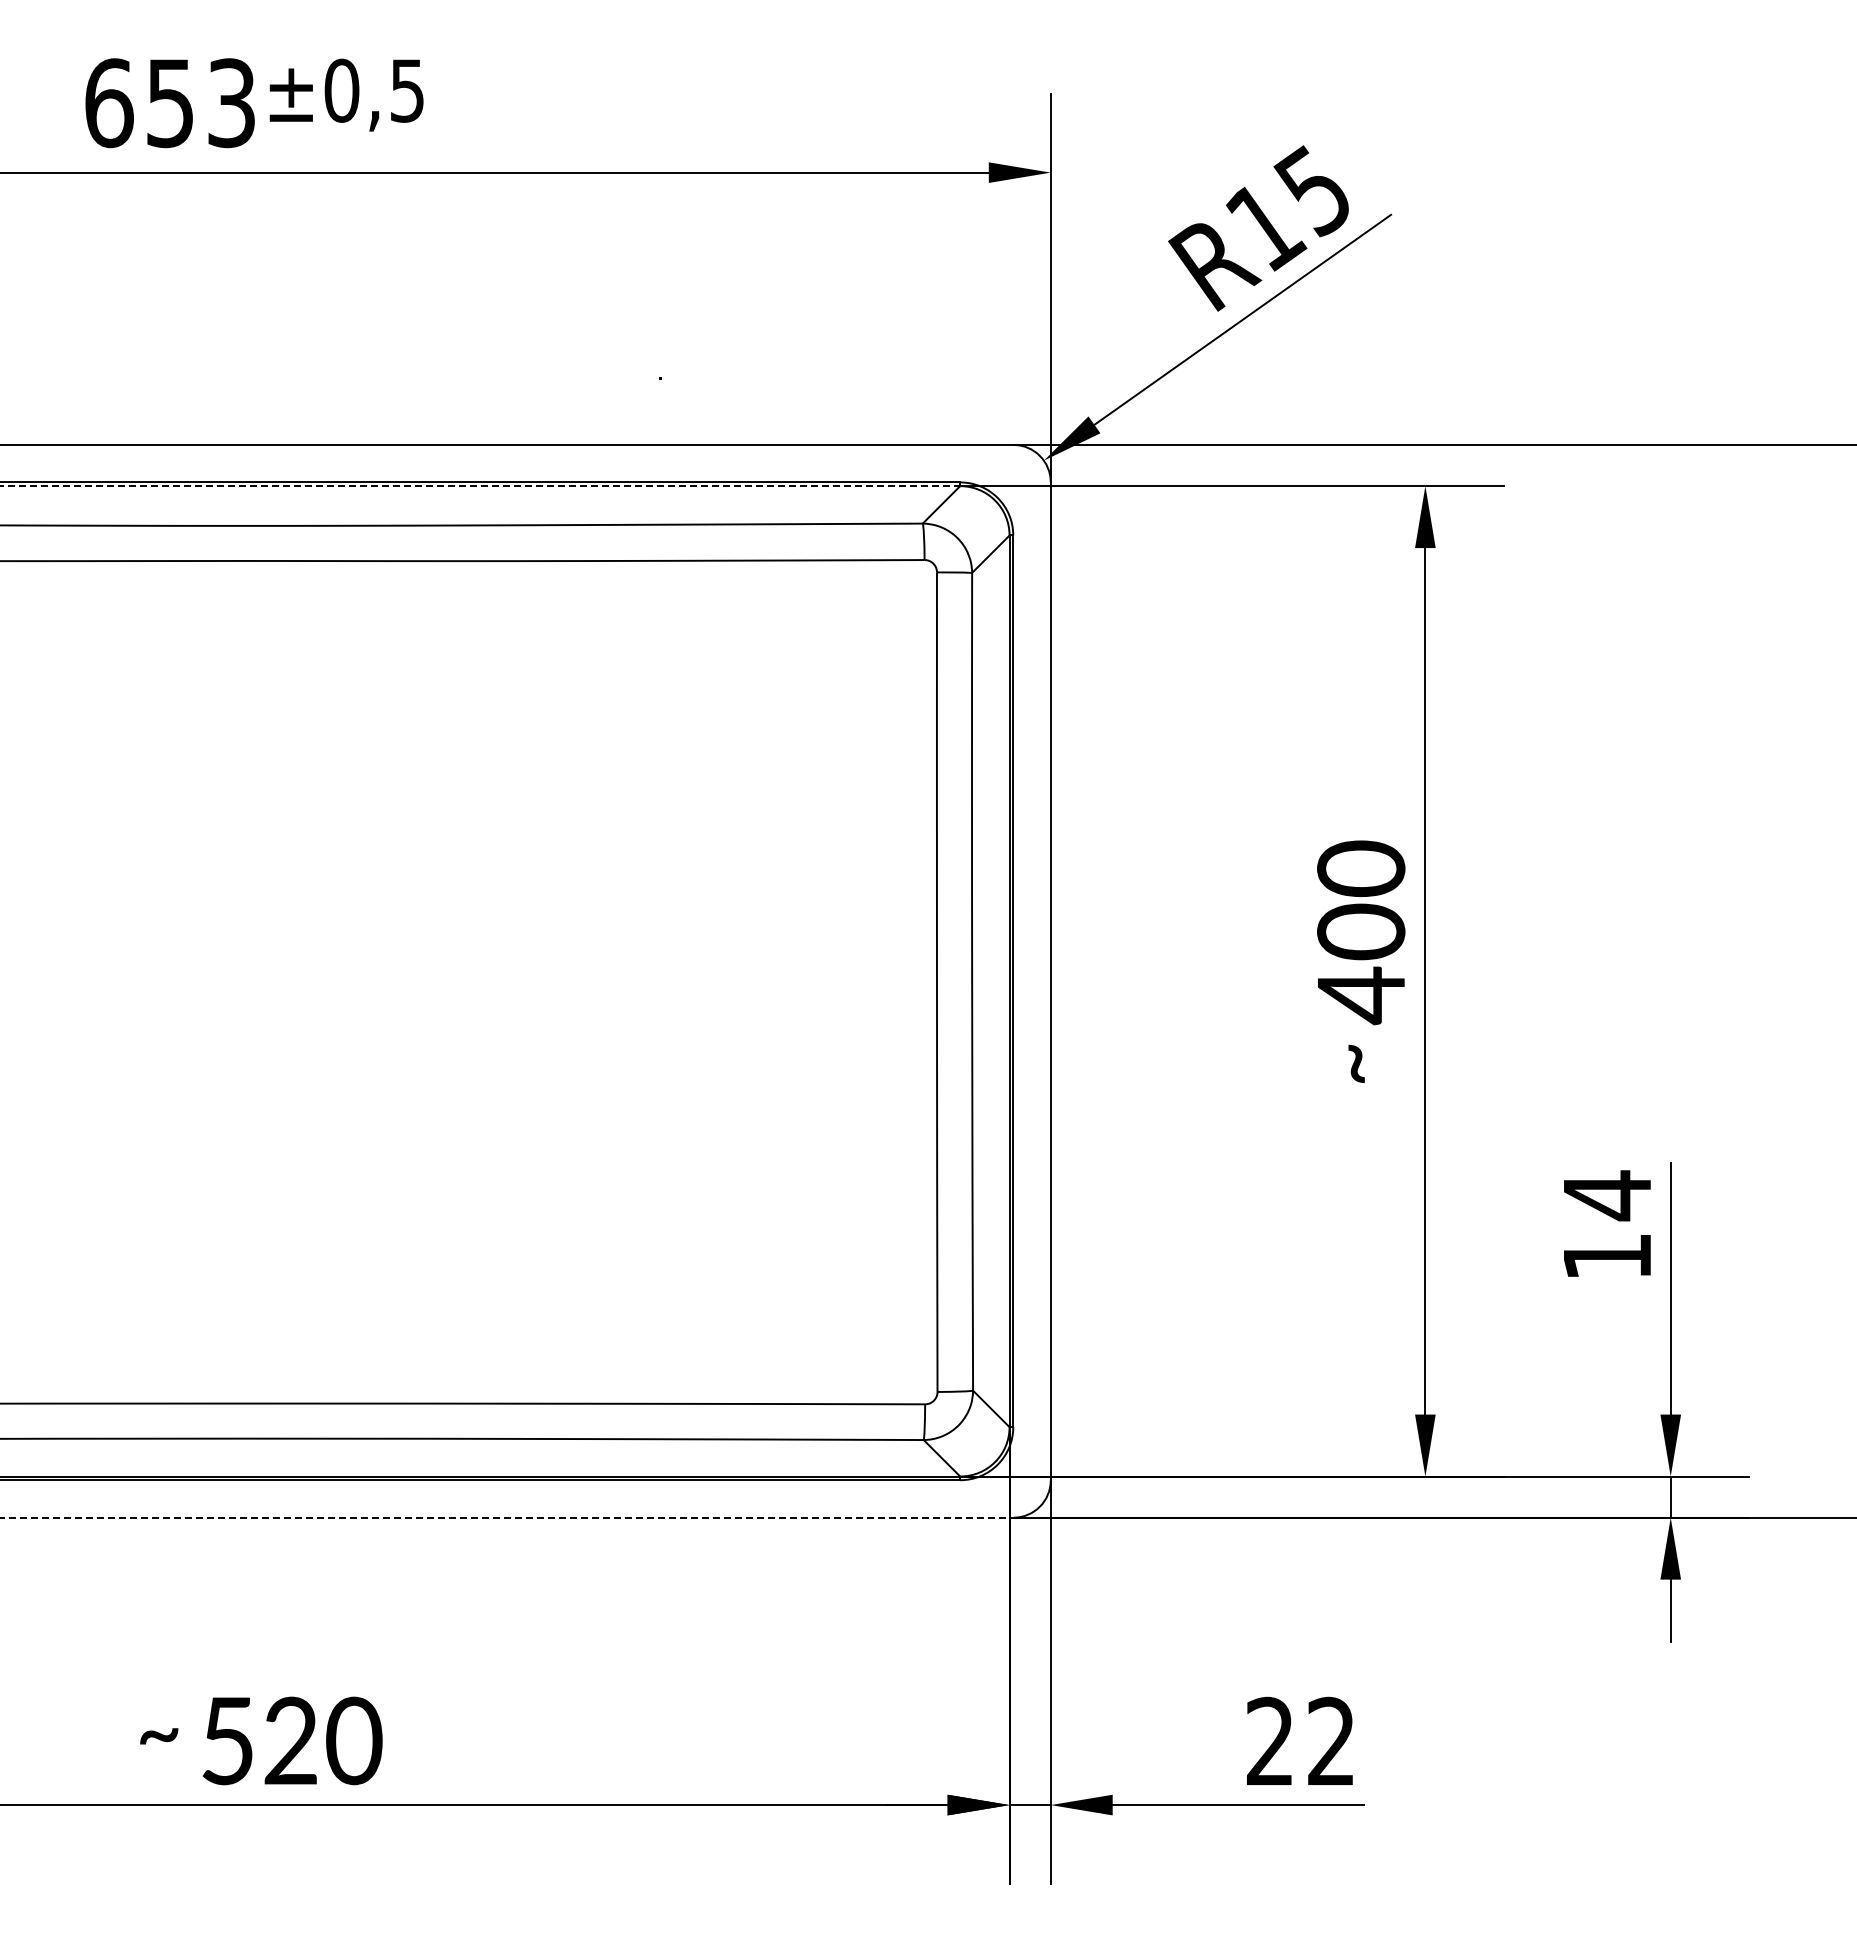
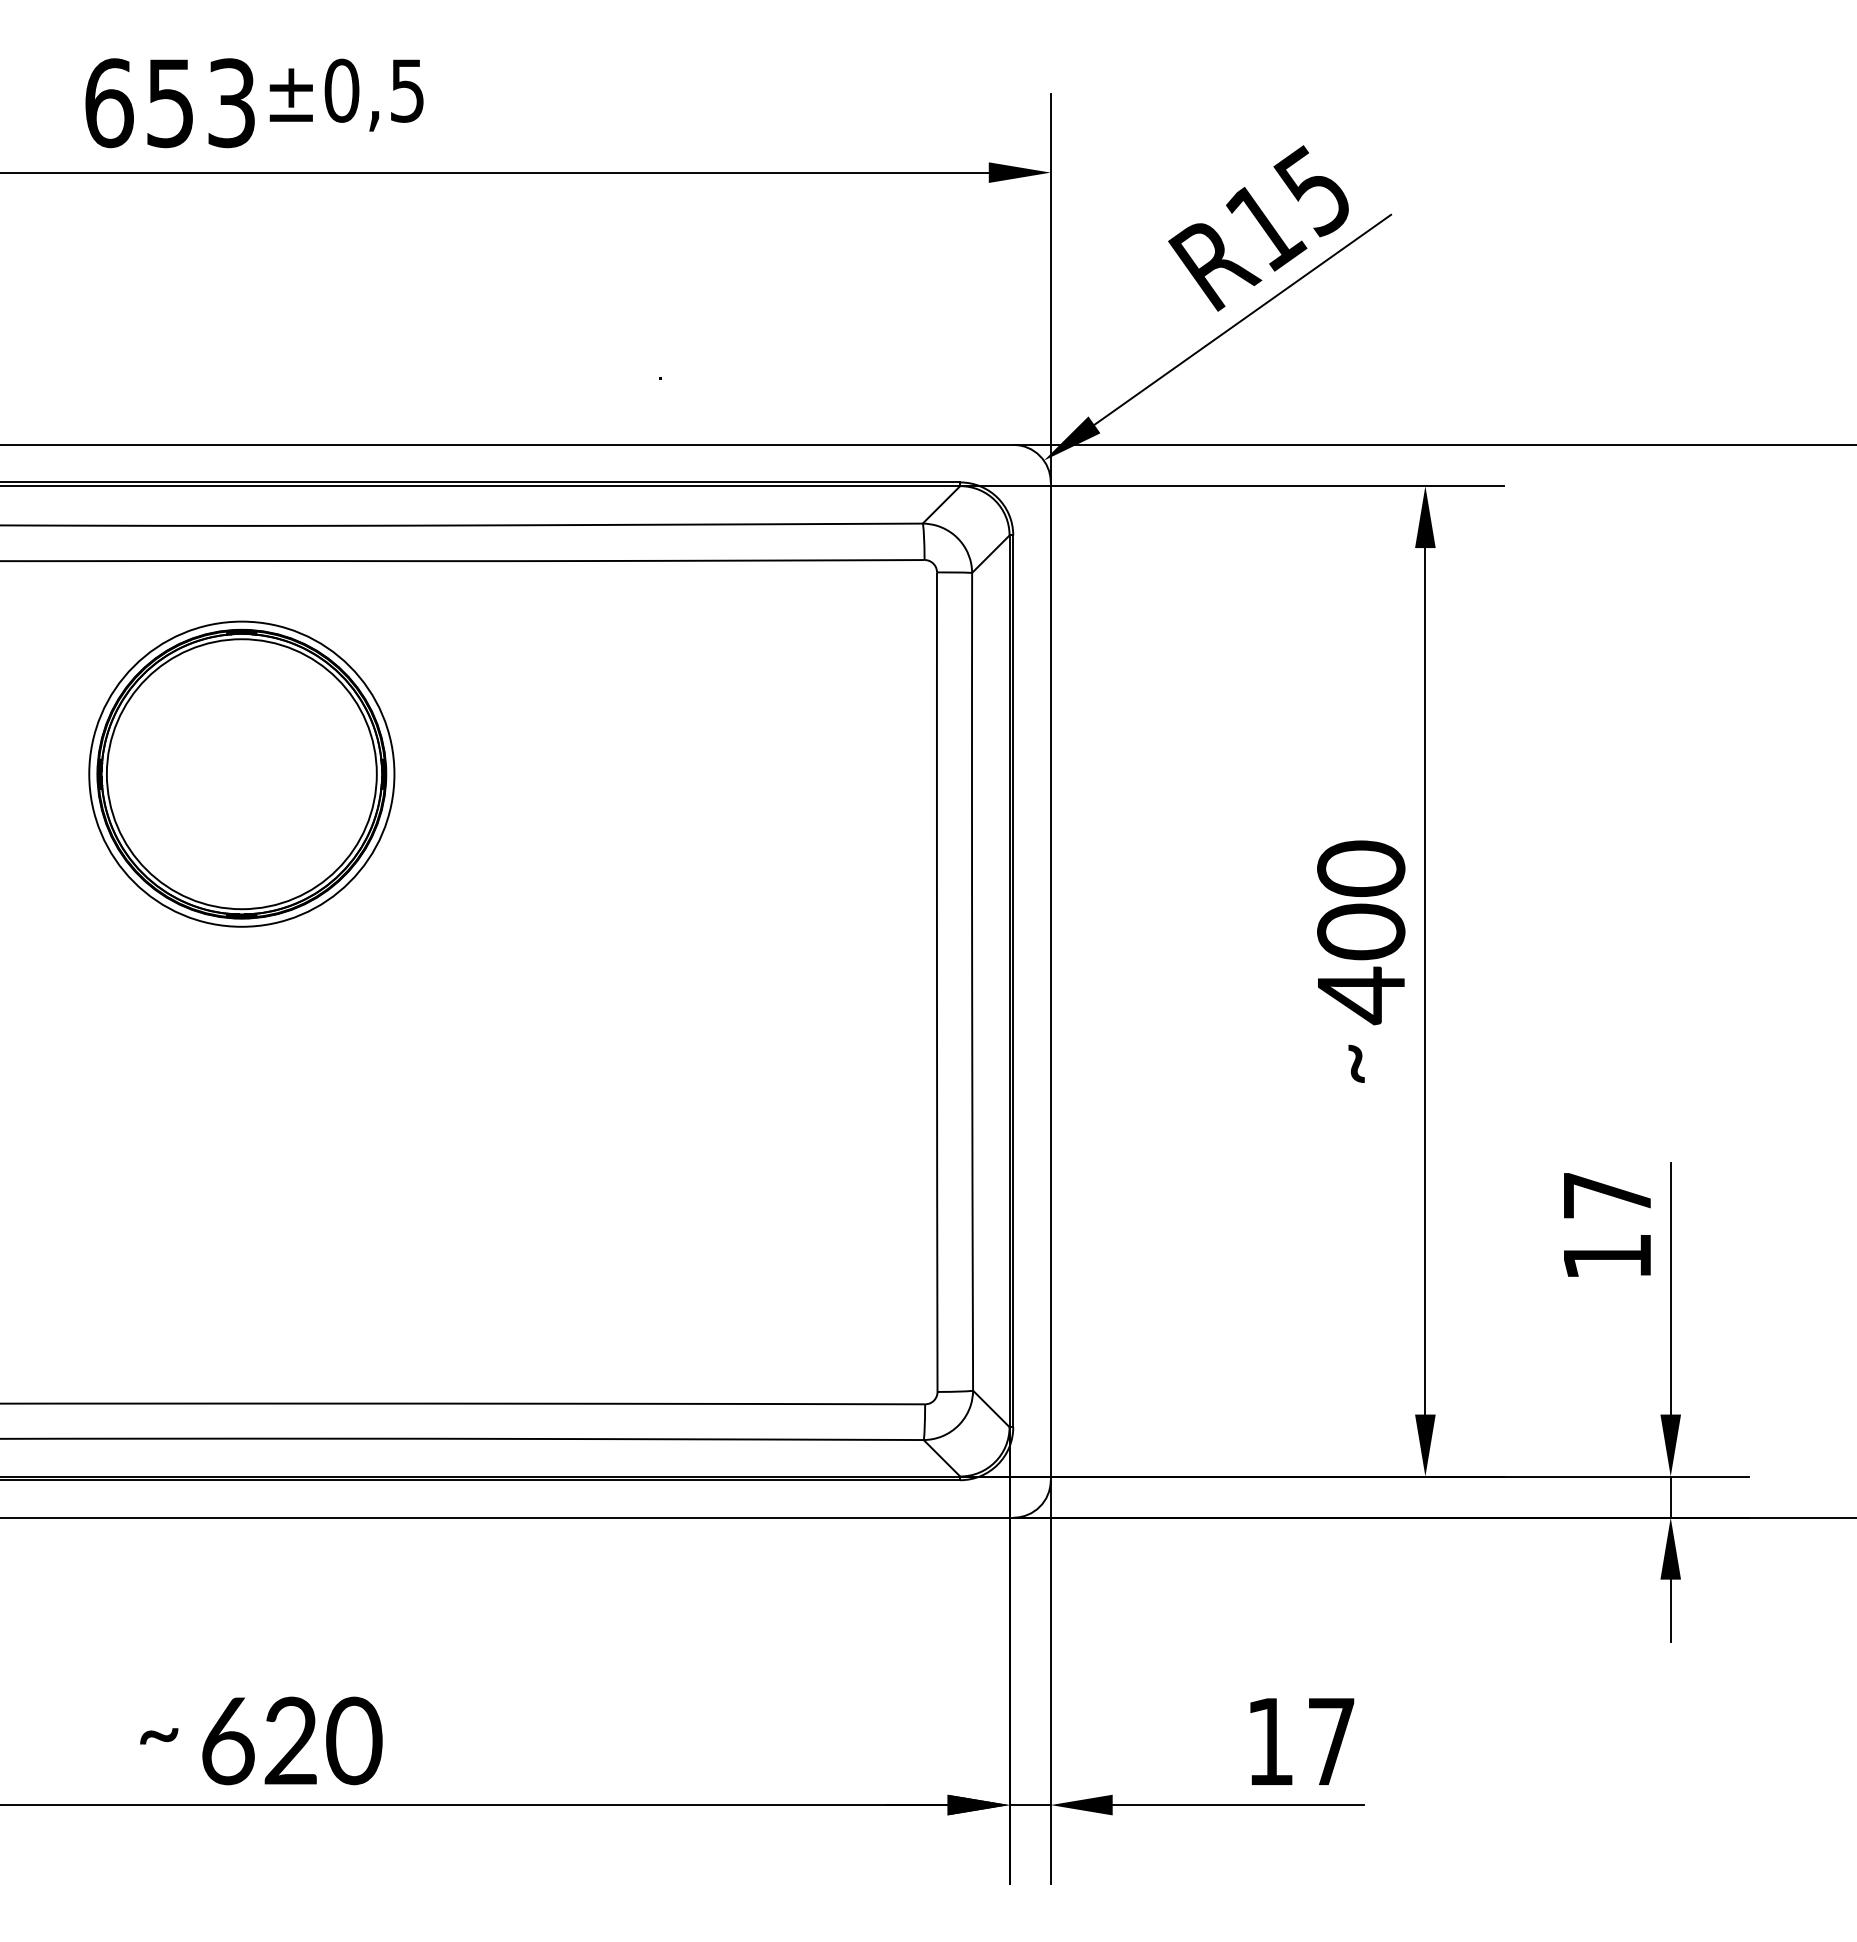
line: dashed -> solid (480, 486)
part: none -> present (241, 773)
text: 14 -> 17 (1607, 1195)
line: dashed -> solid (507, 1517)
text: 22 -> 17 (1300, 1740)
text: 520 -> 620 (228, 1741)
